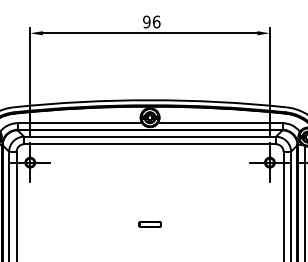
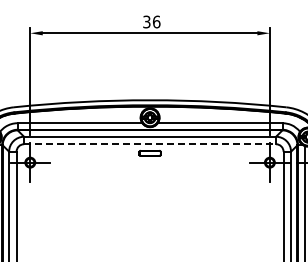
text: 96 -> 36 (146, 21)
line: solid -> dashed (150, 144)
part position: (149, 224) -> (149, 153) (149, 153)
